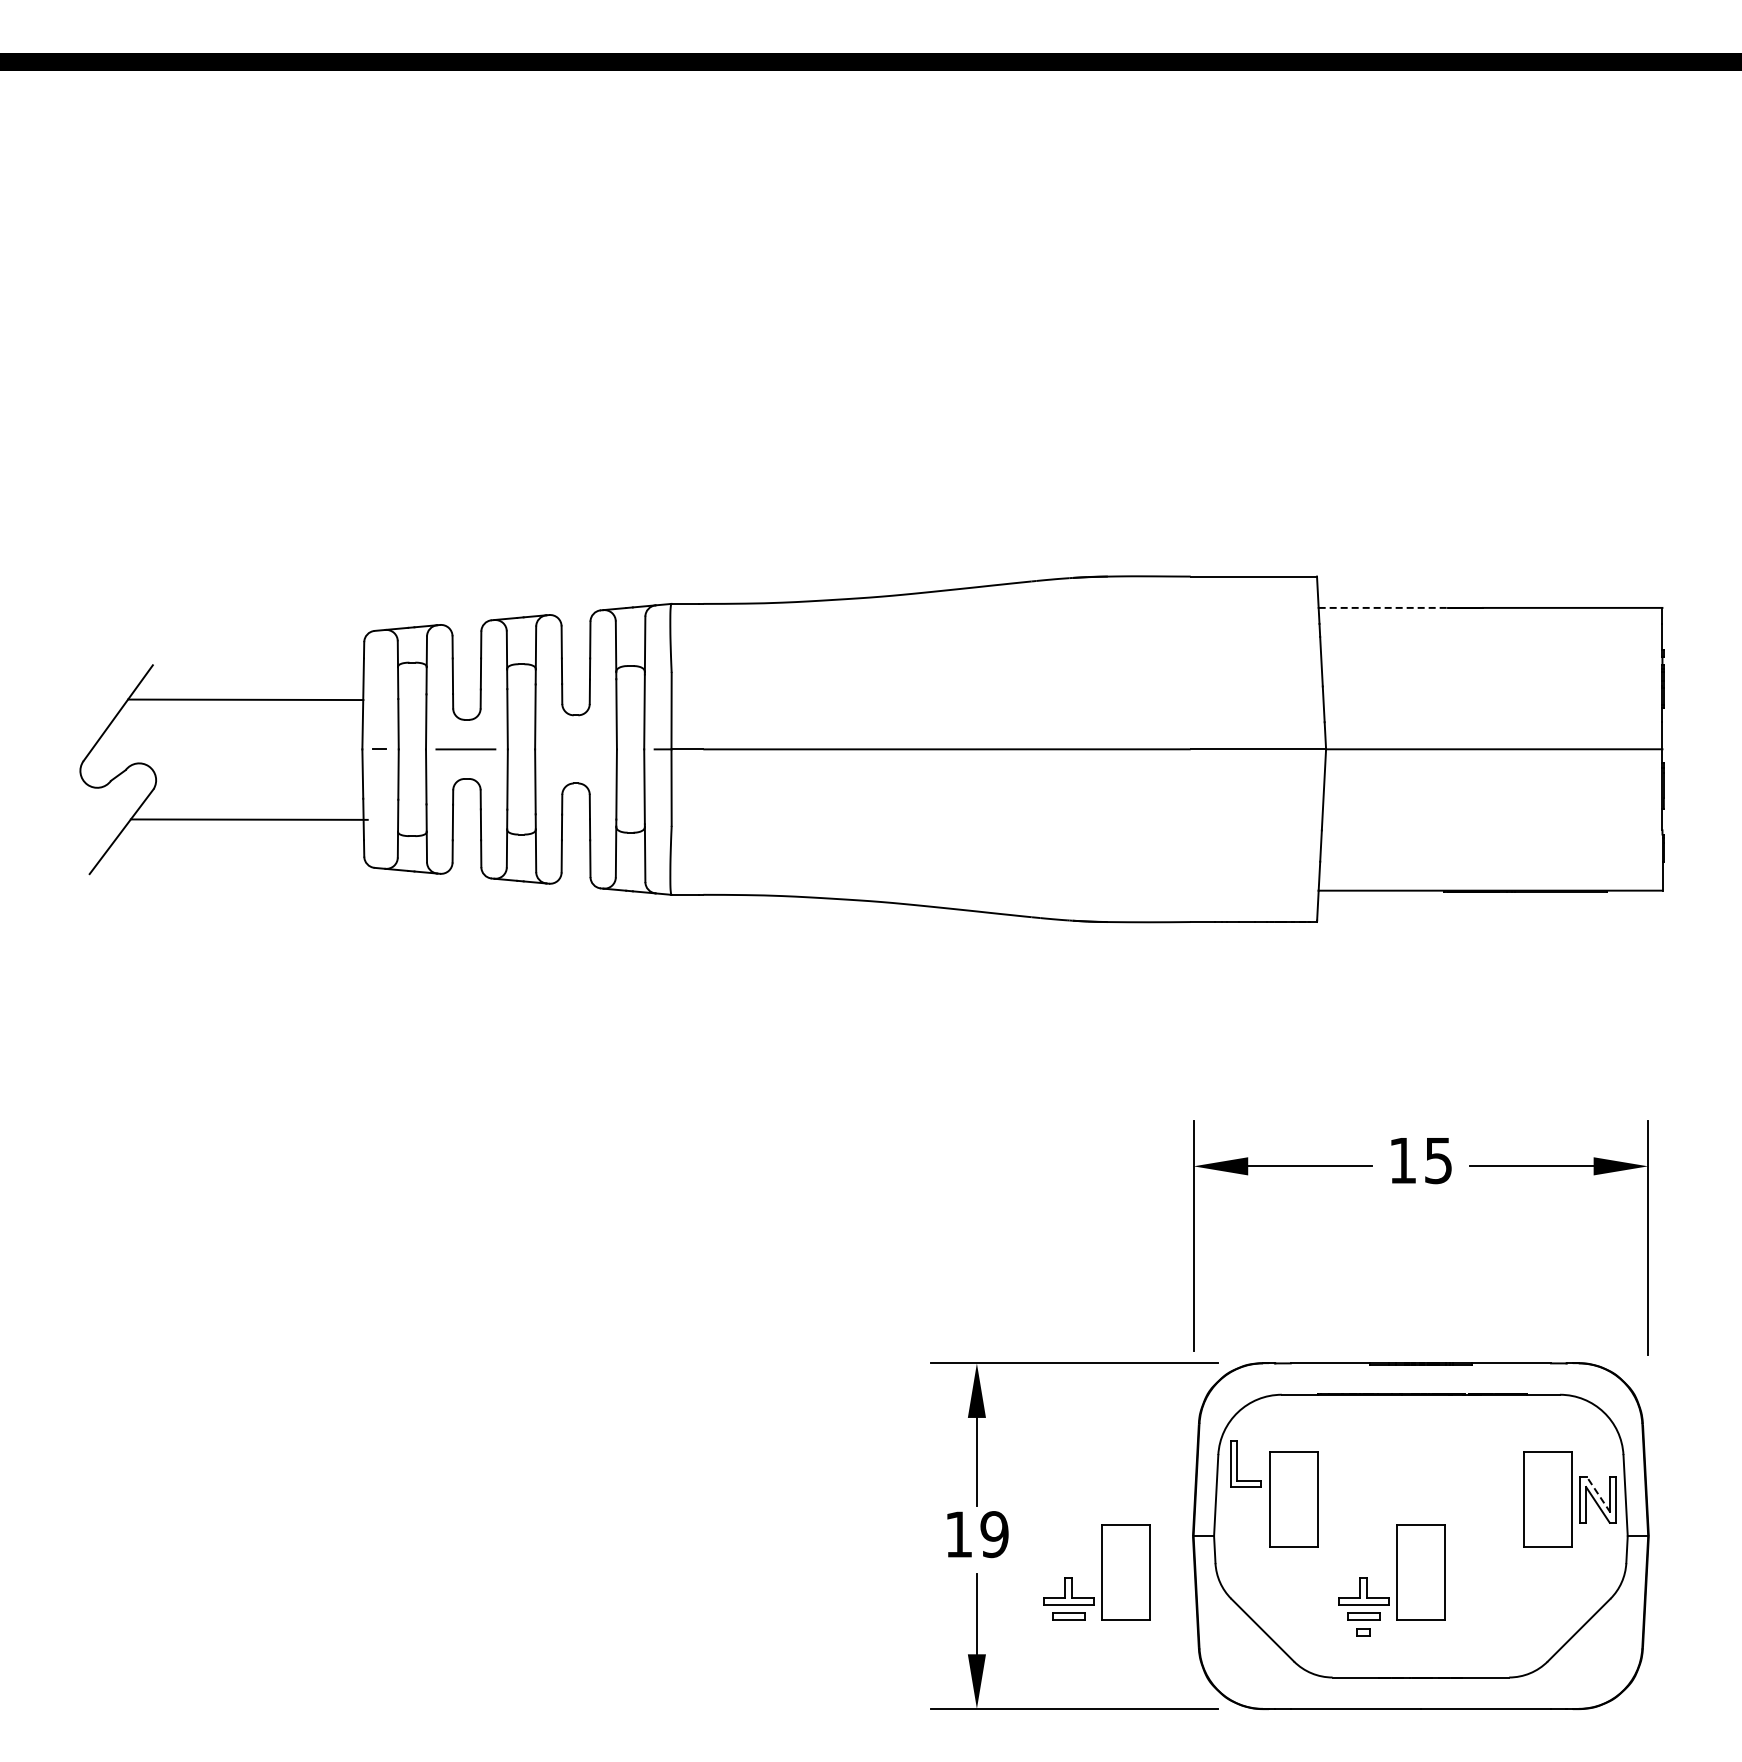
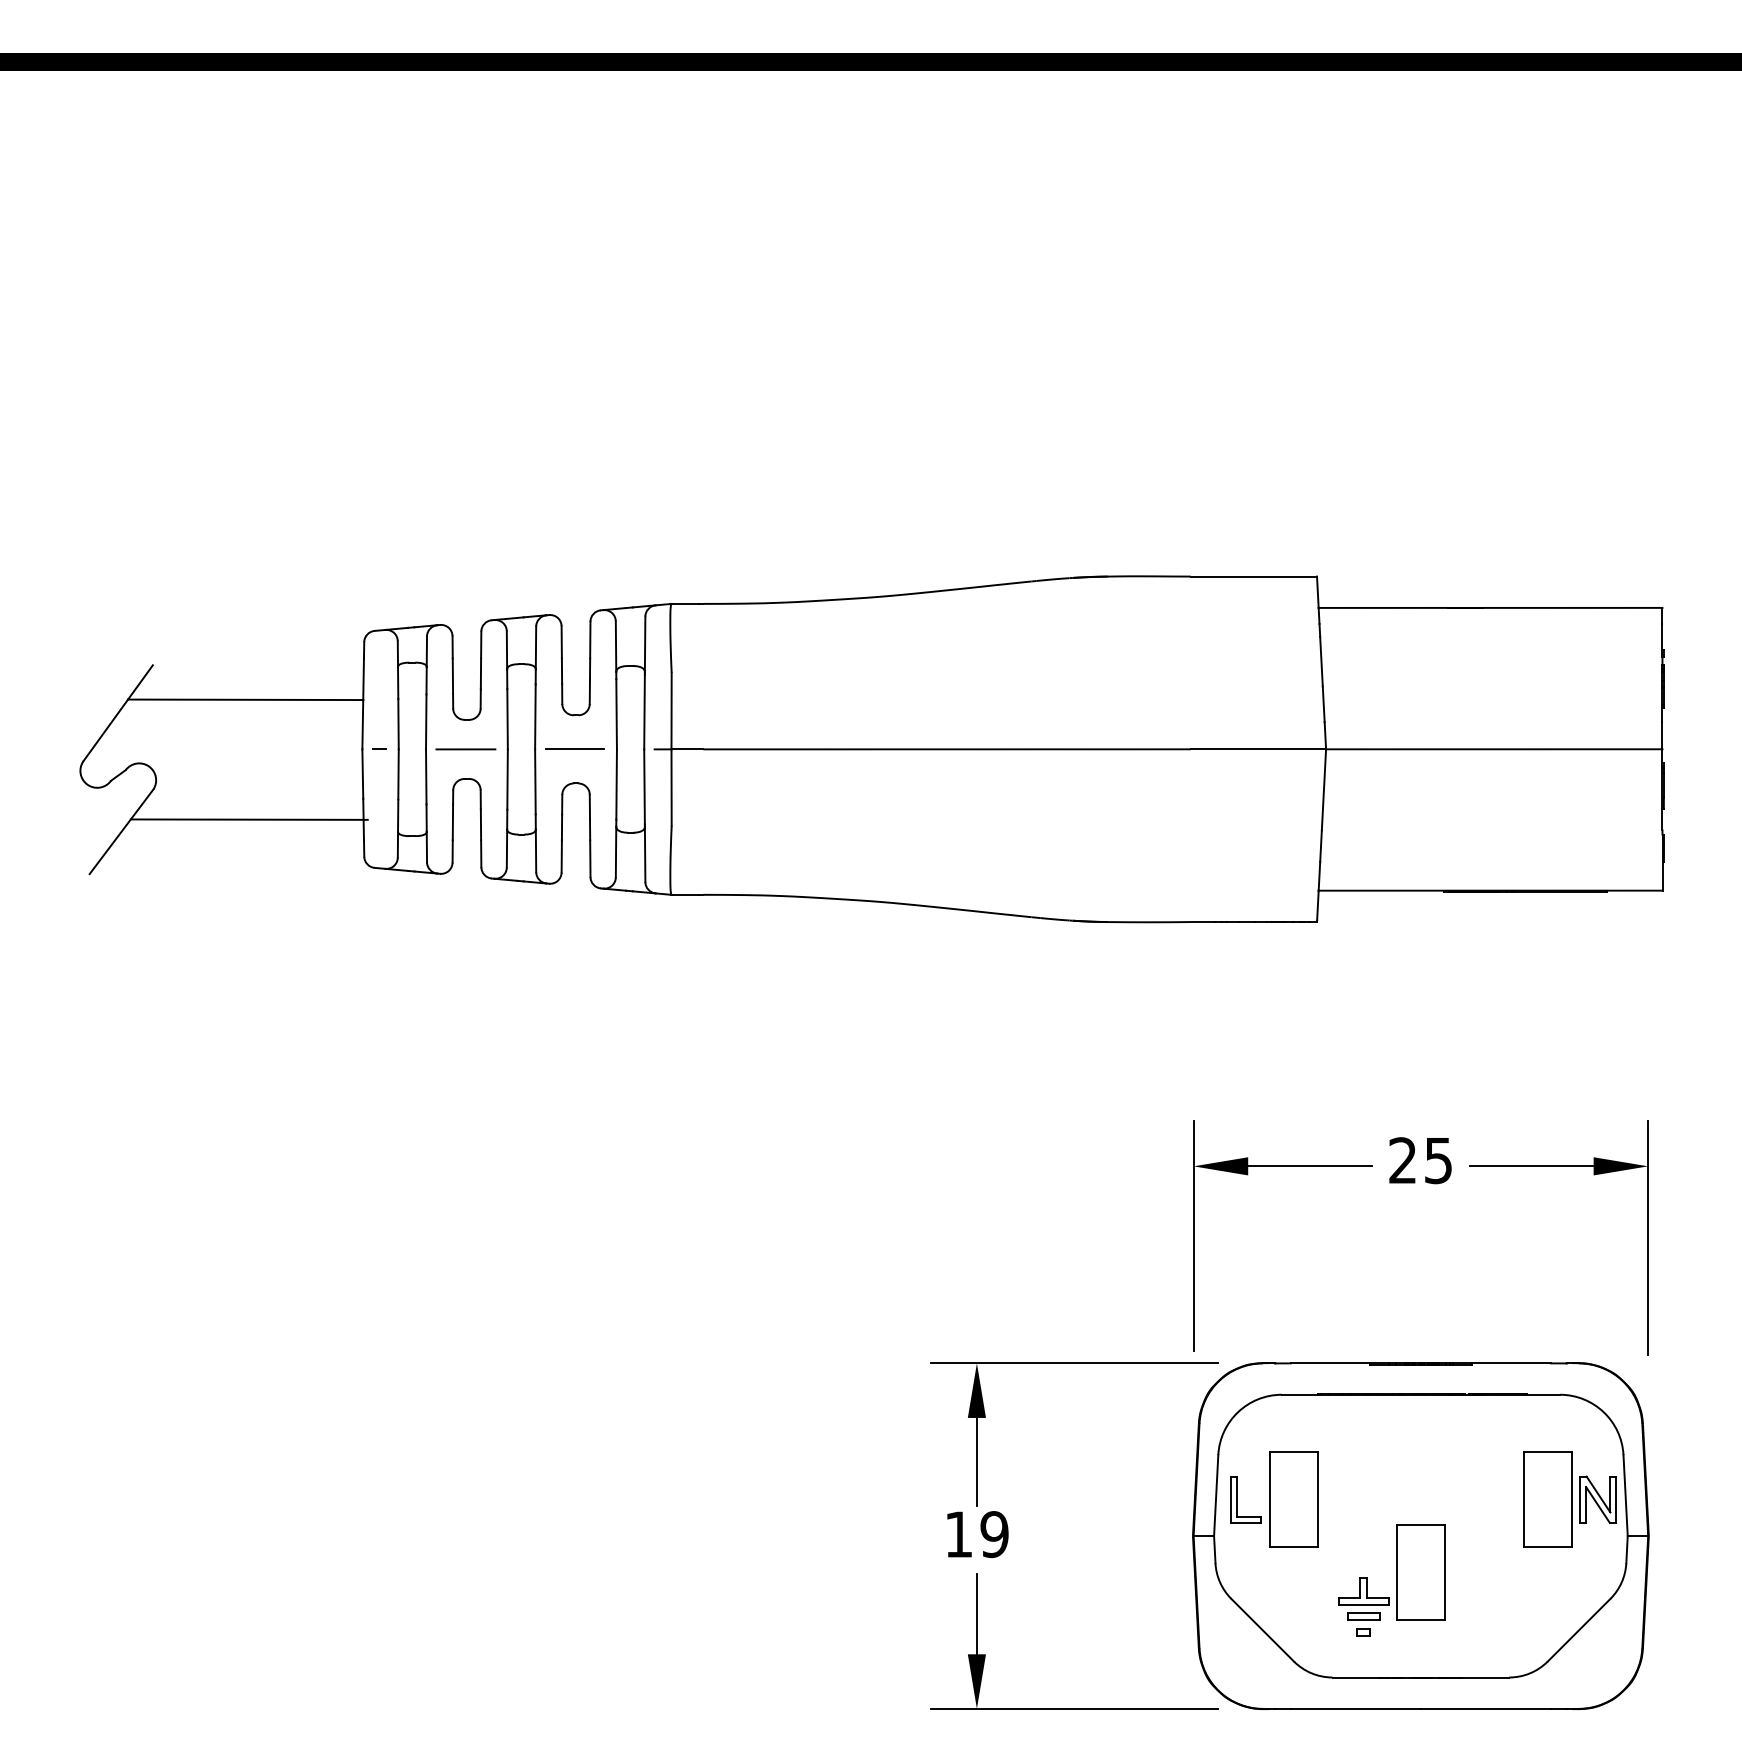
line: dashed -> solid (1383, 607)
line: none -> present (574, 749)
text: 15 -> 25 (1402, 1160)
part position: (1237, 1463) -> (1237, 1499) (1237, 1499)
line: dashed -> solid (1598, 1494)
part: present -> none (1096, 1572)
